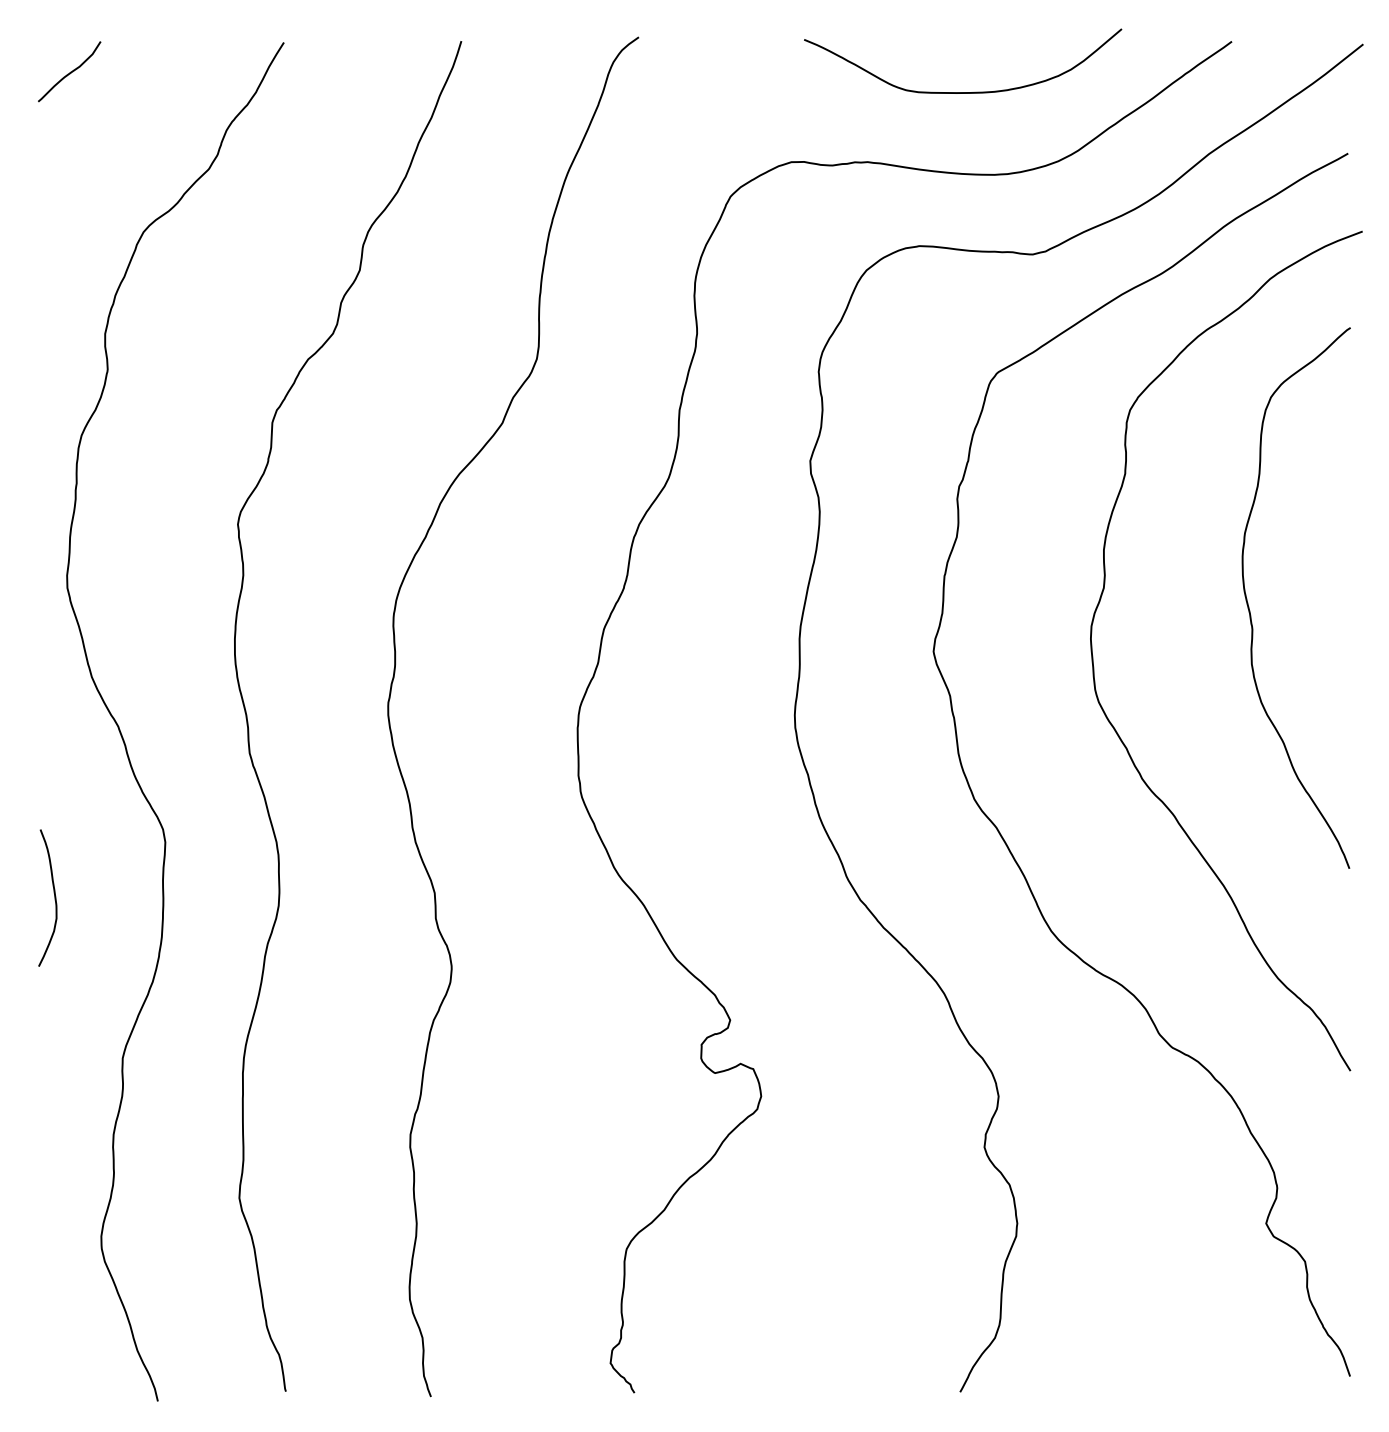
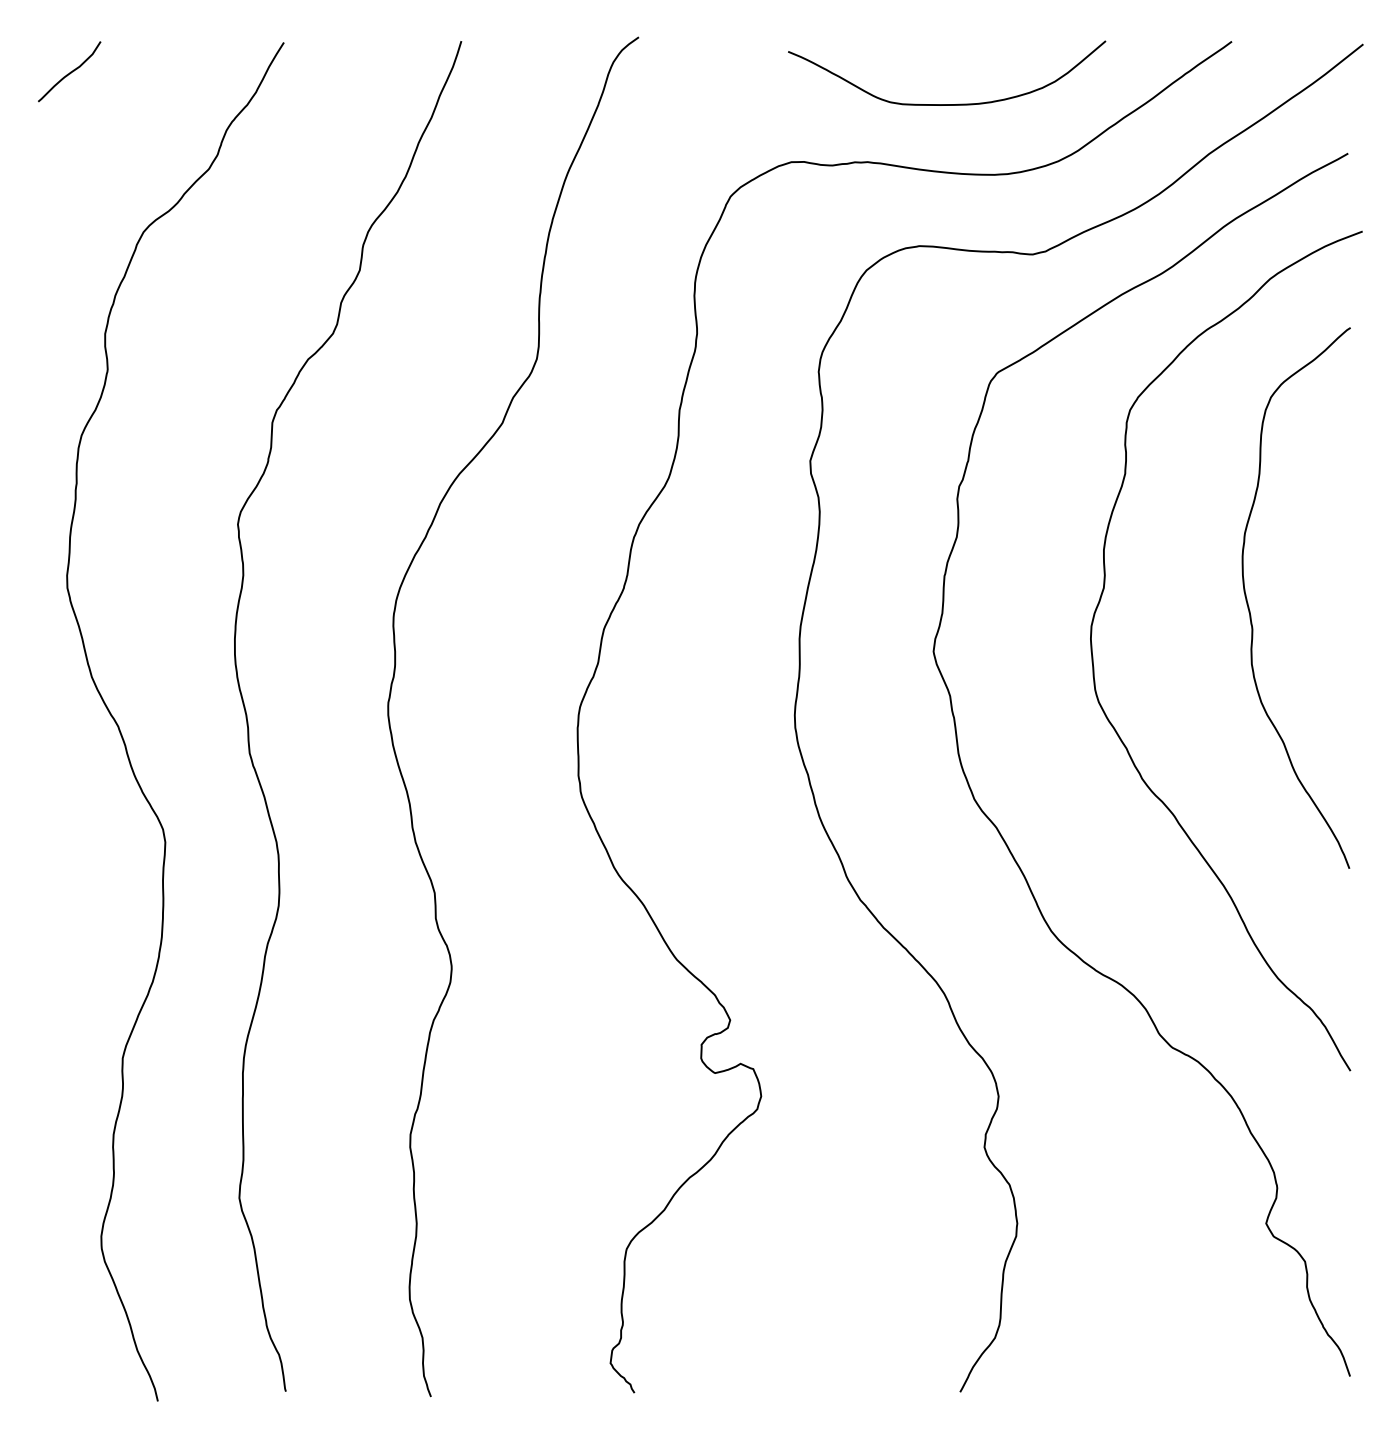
curve position: (963, 92) -> (947, 104) (947, 104)
curve: present -> none (54, 897)
